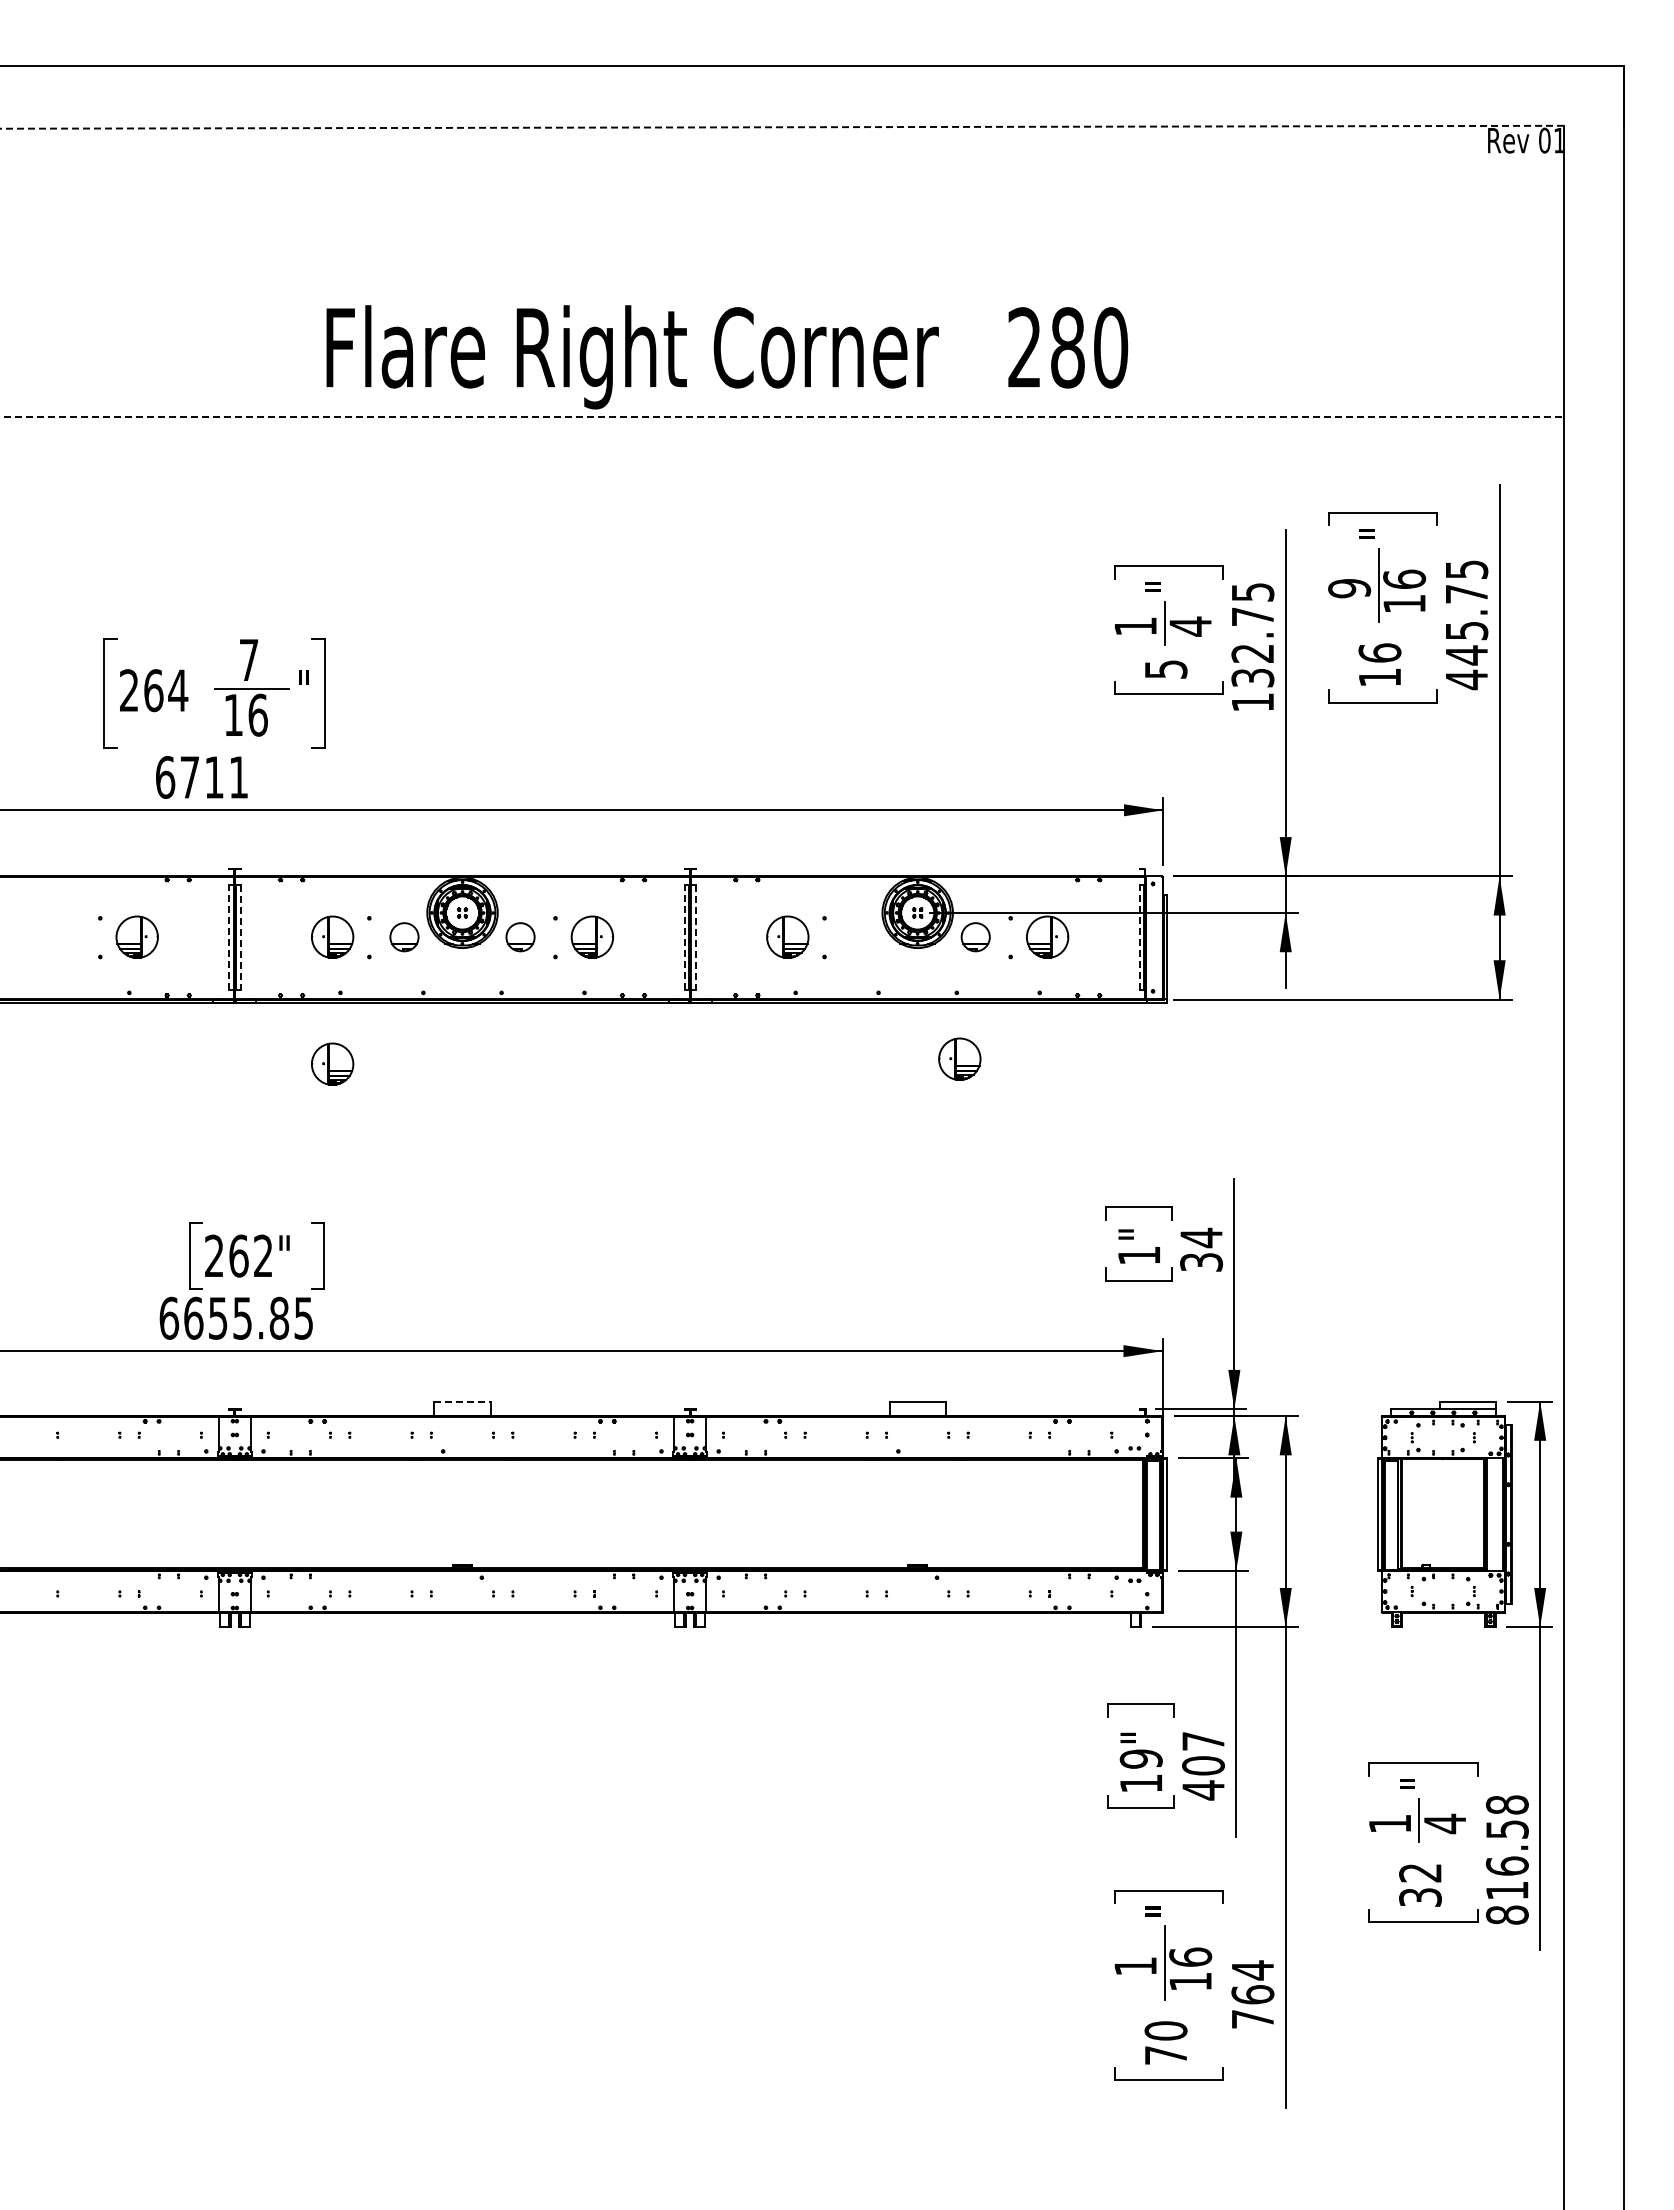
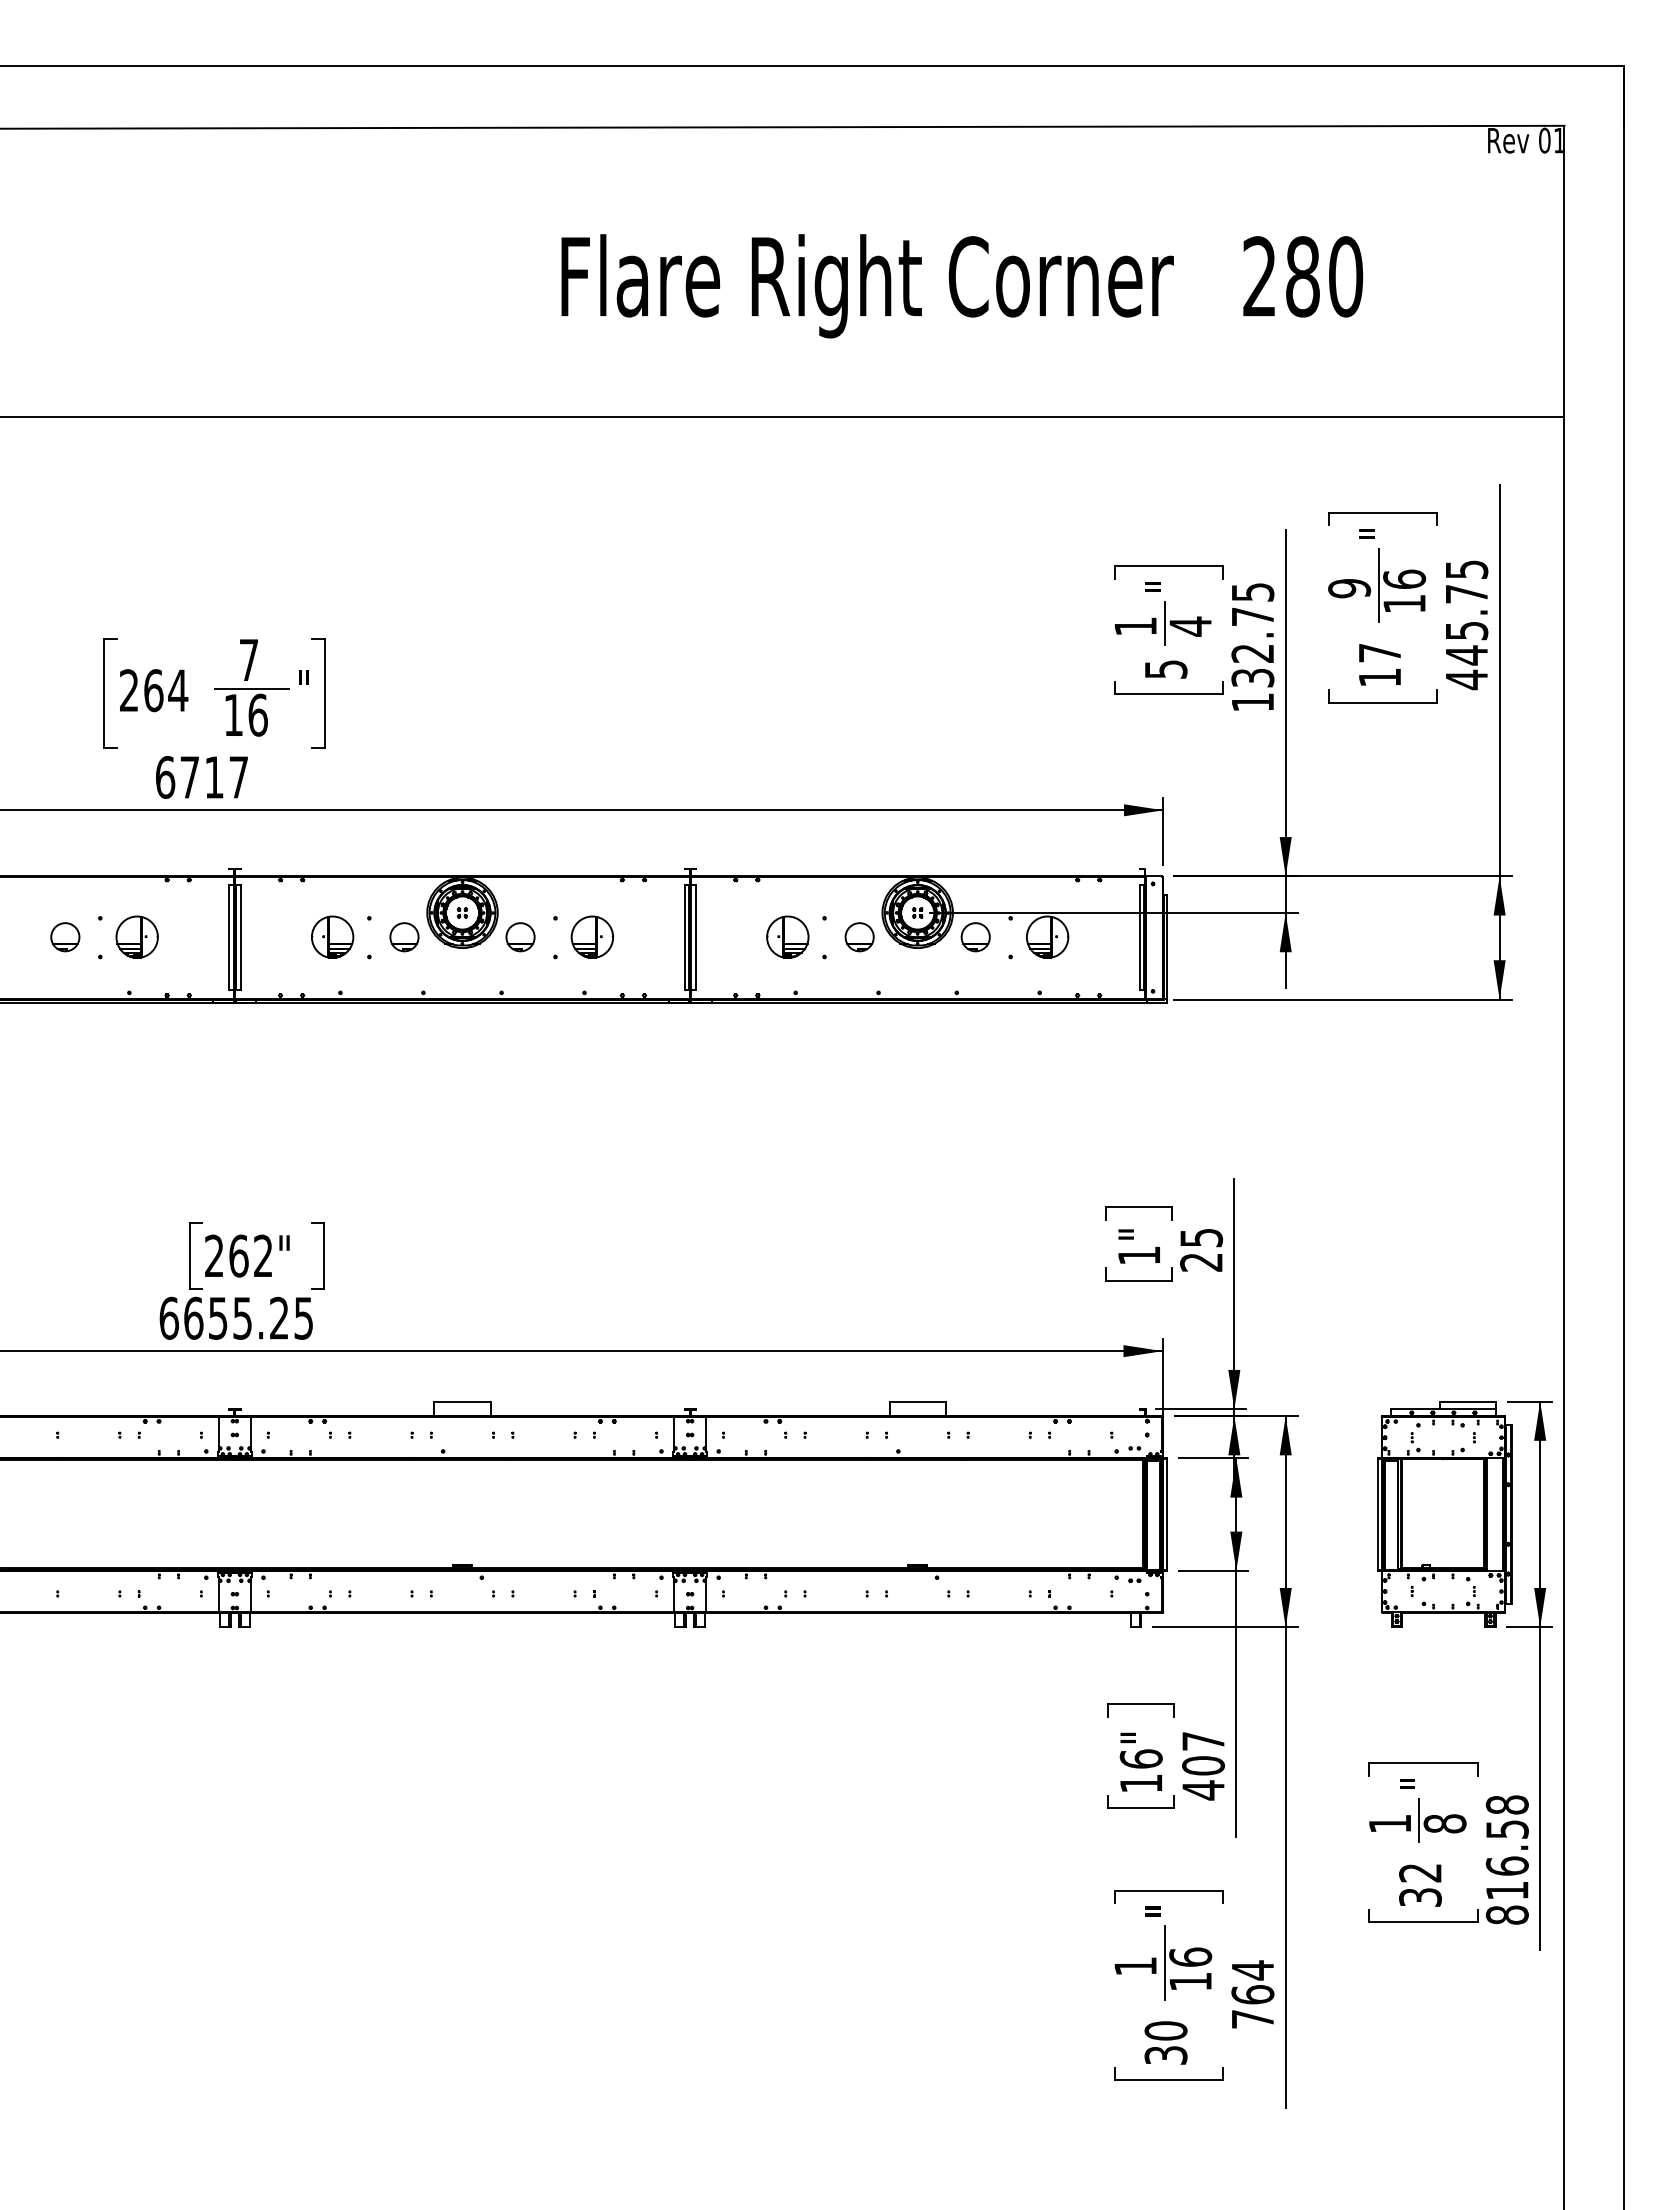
line: dashed -> solid (782, 127)
text position: (727, 357) -> (962, 286) (962, 286)
line: dashed -> solid (782, 417)
text: 16 -> 17 (1379, 652)
text: 6711 -> 6717 (238, 777)
part: none -> present (65, 937)
line: dashed -> solid (229, 937)
line: dashed -> solid (240, 937)
line: dashed -> solid (684, 937)
line: dashed -> solid (695, 937)
part: none -> present (859, 937)
line: dashed -> solid (1139, 937)
part: present -> none (959, 1058)
part: present -> none (332, 1063)
text: 34 -> 25 (1201, 1249)
text: 6655.85 -> 6655.25 (279, 1317)
line: dashed -> solid (463, 1401)
text: 19" -> 16" (1140, 1758)
text: 4 -> 8 (1444, 1823)
text: 70 -> 30 (1165, 2055)
